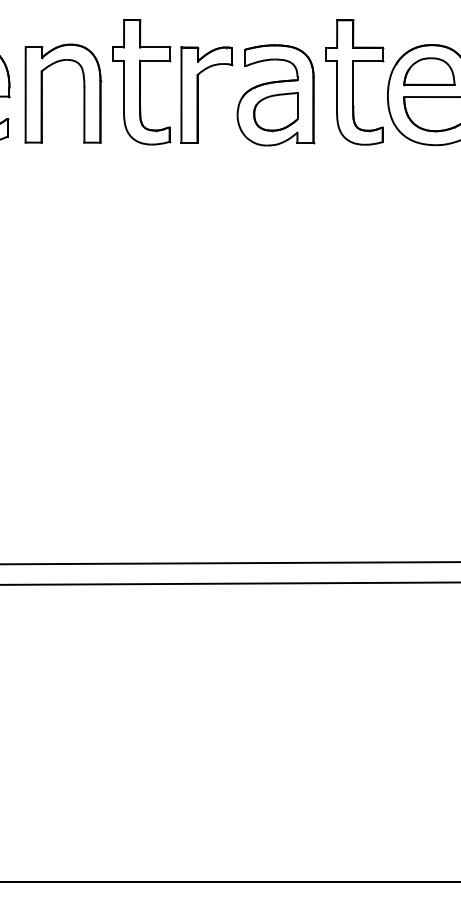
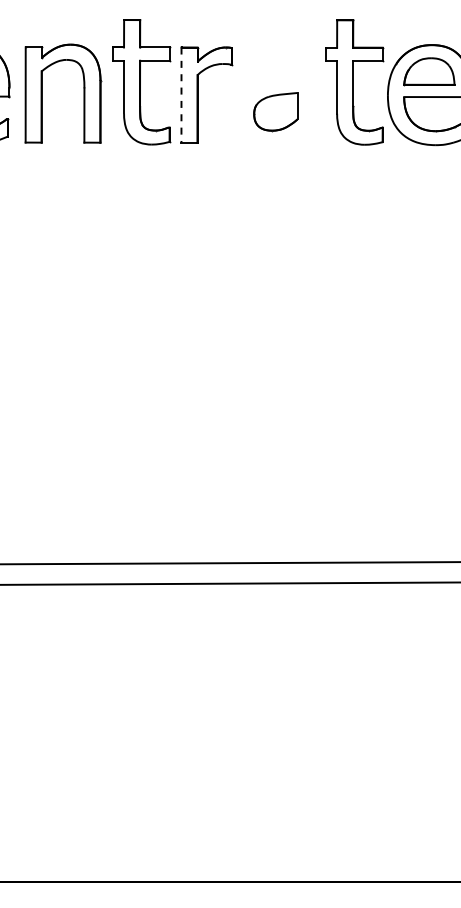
line: solid -> dashed (181, 95)
part: present -> none (275, 95)
